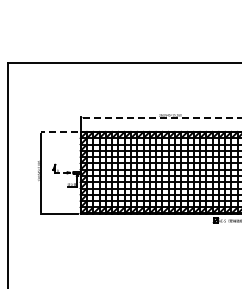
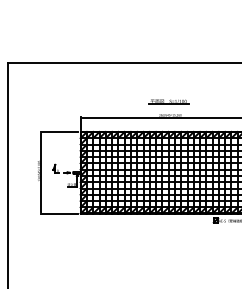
part: none -> present (168, 101)
line: dashed -> solid (162, 117)
line: dashed -> solid (59, 131)
